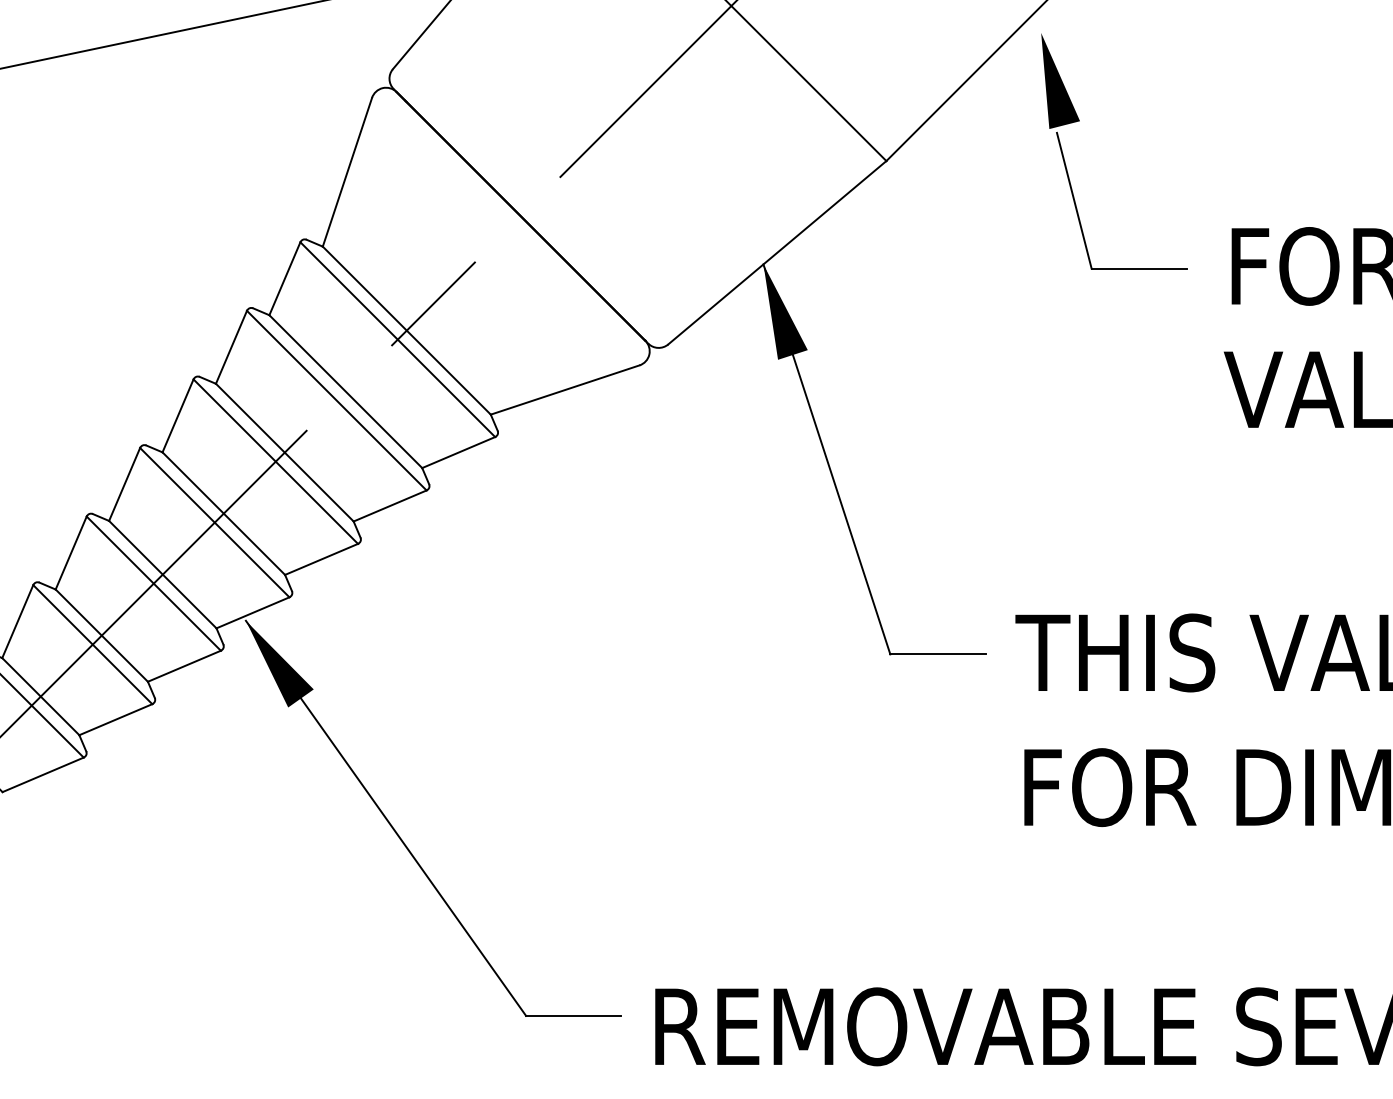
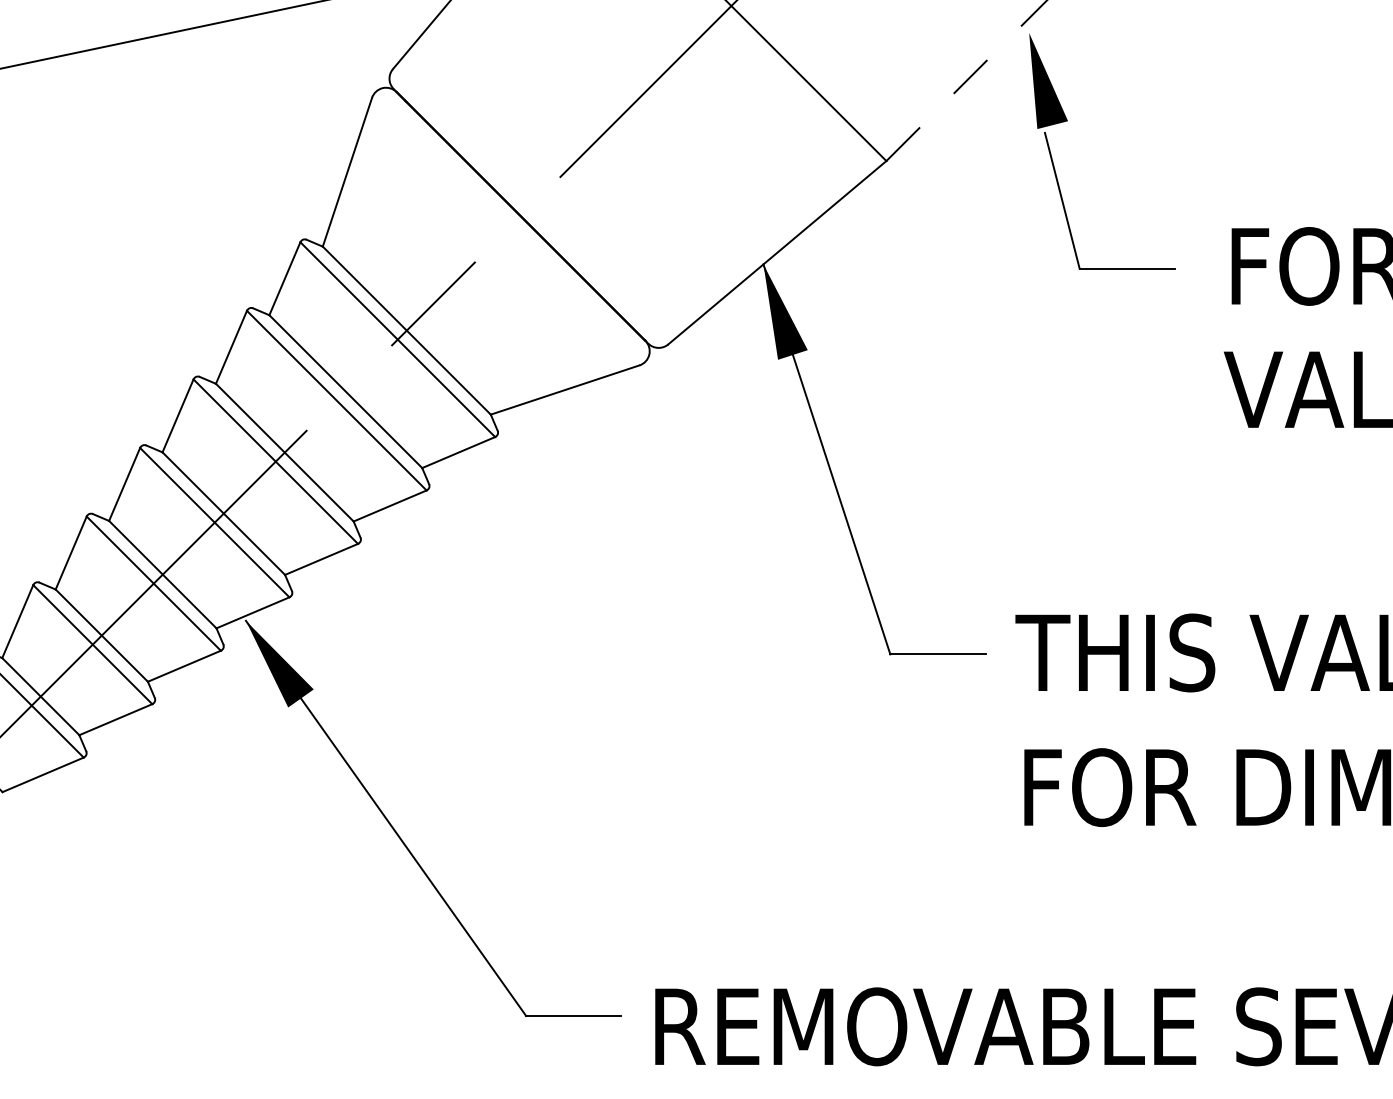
line: solid -> dashed (966, 80)
part position: (1079, 121) -> (1067, 121) (1067, 121)
